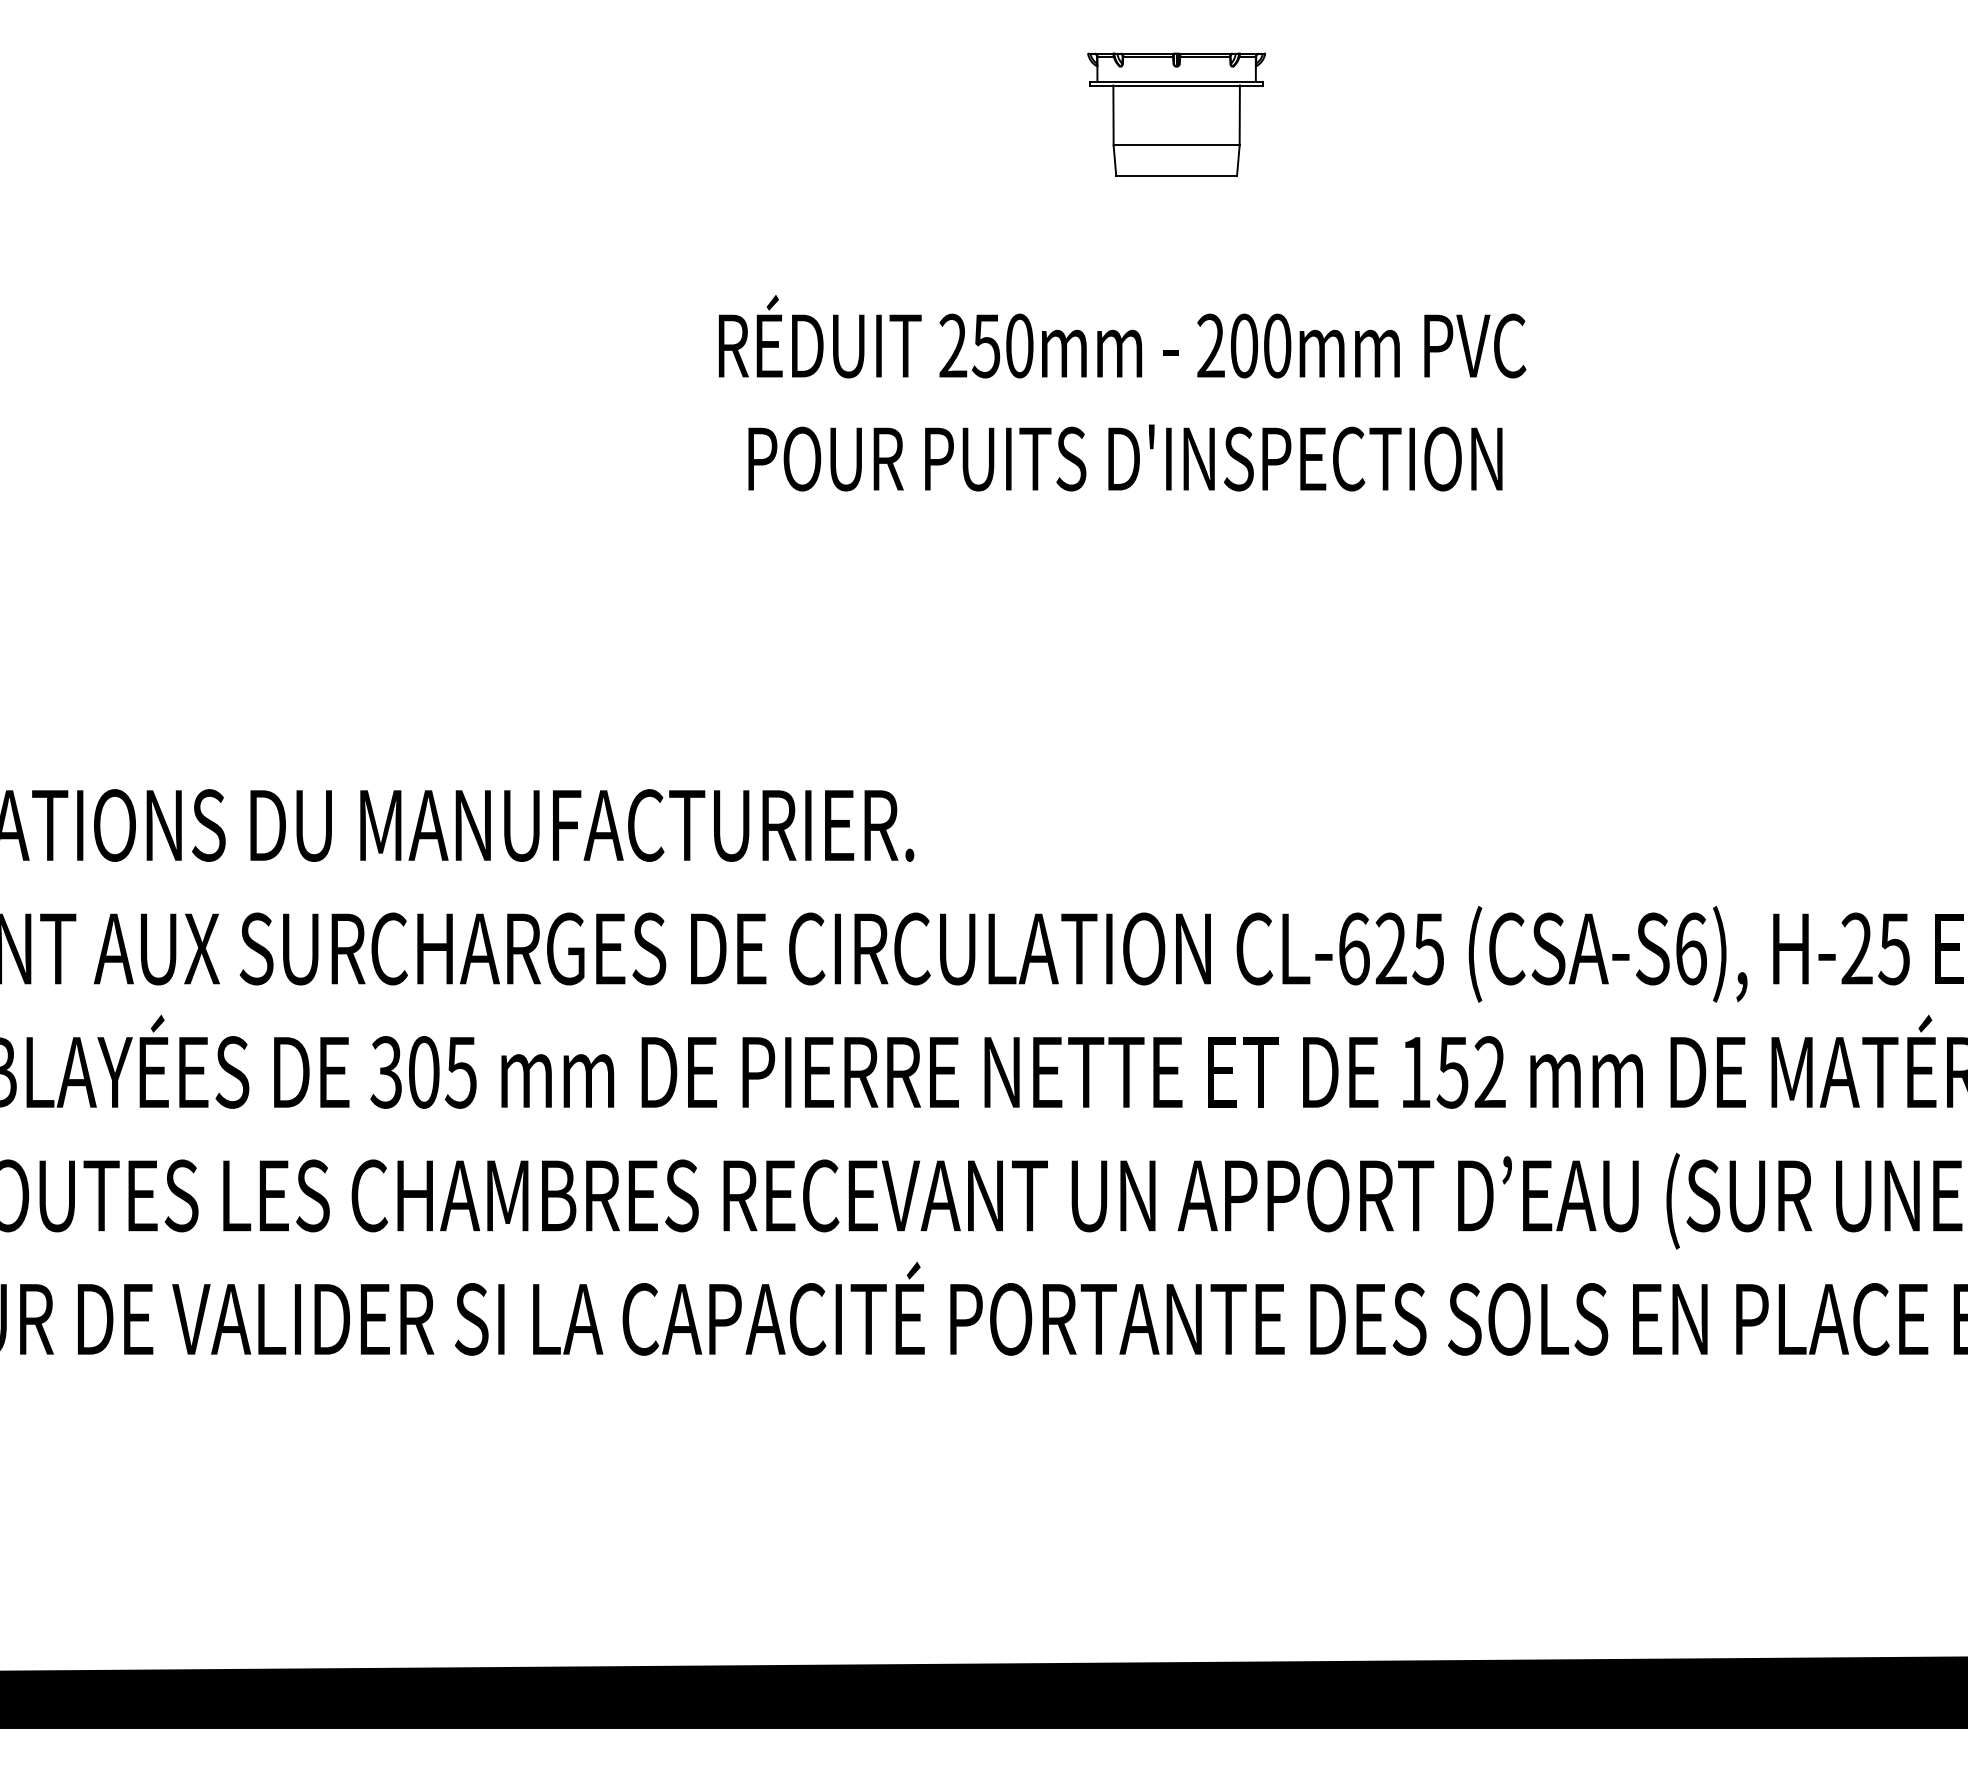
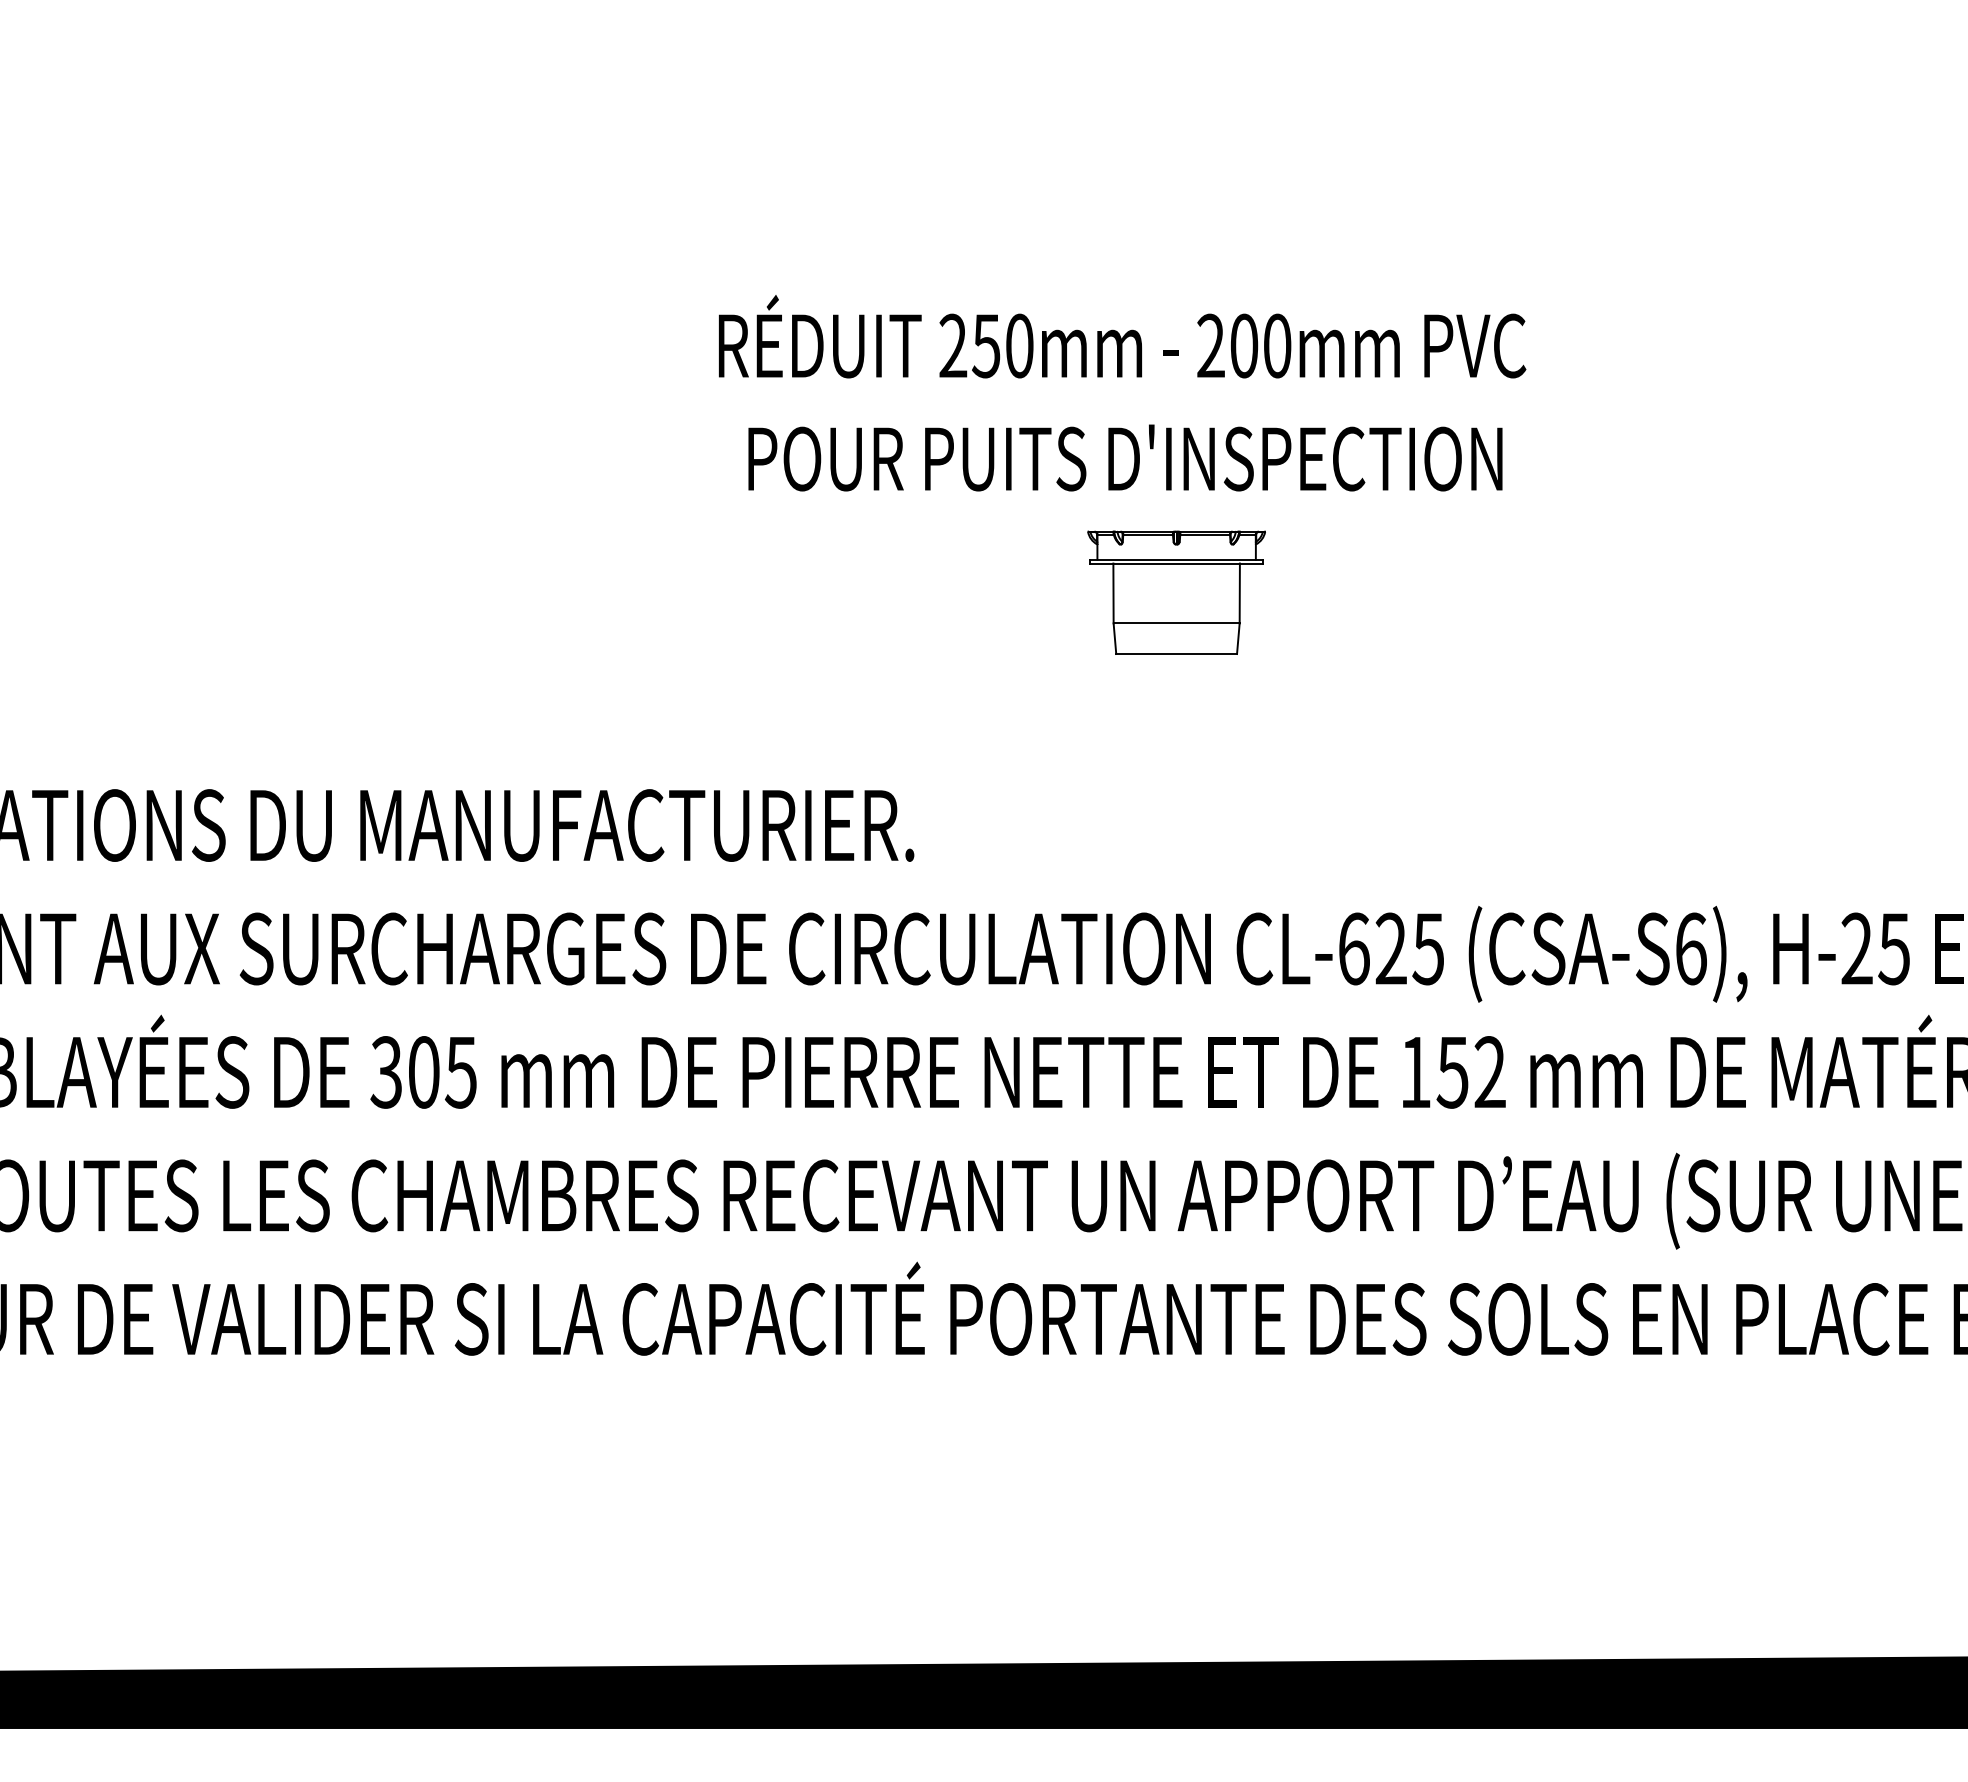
part position: (1176, 114) -> (1176, 592) (1176, 592)
